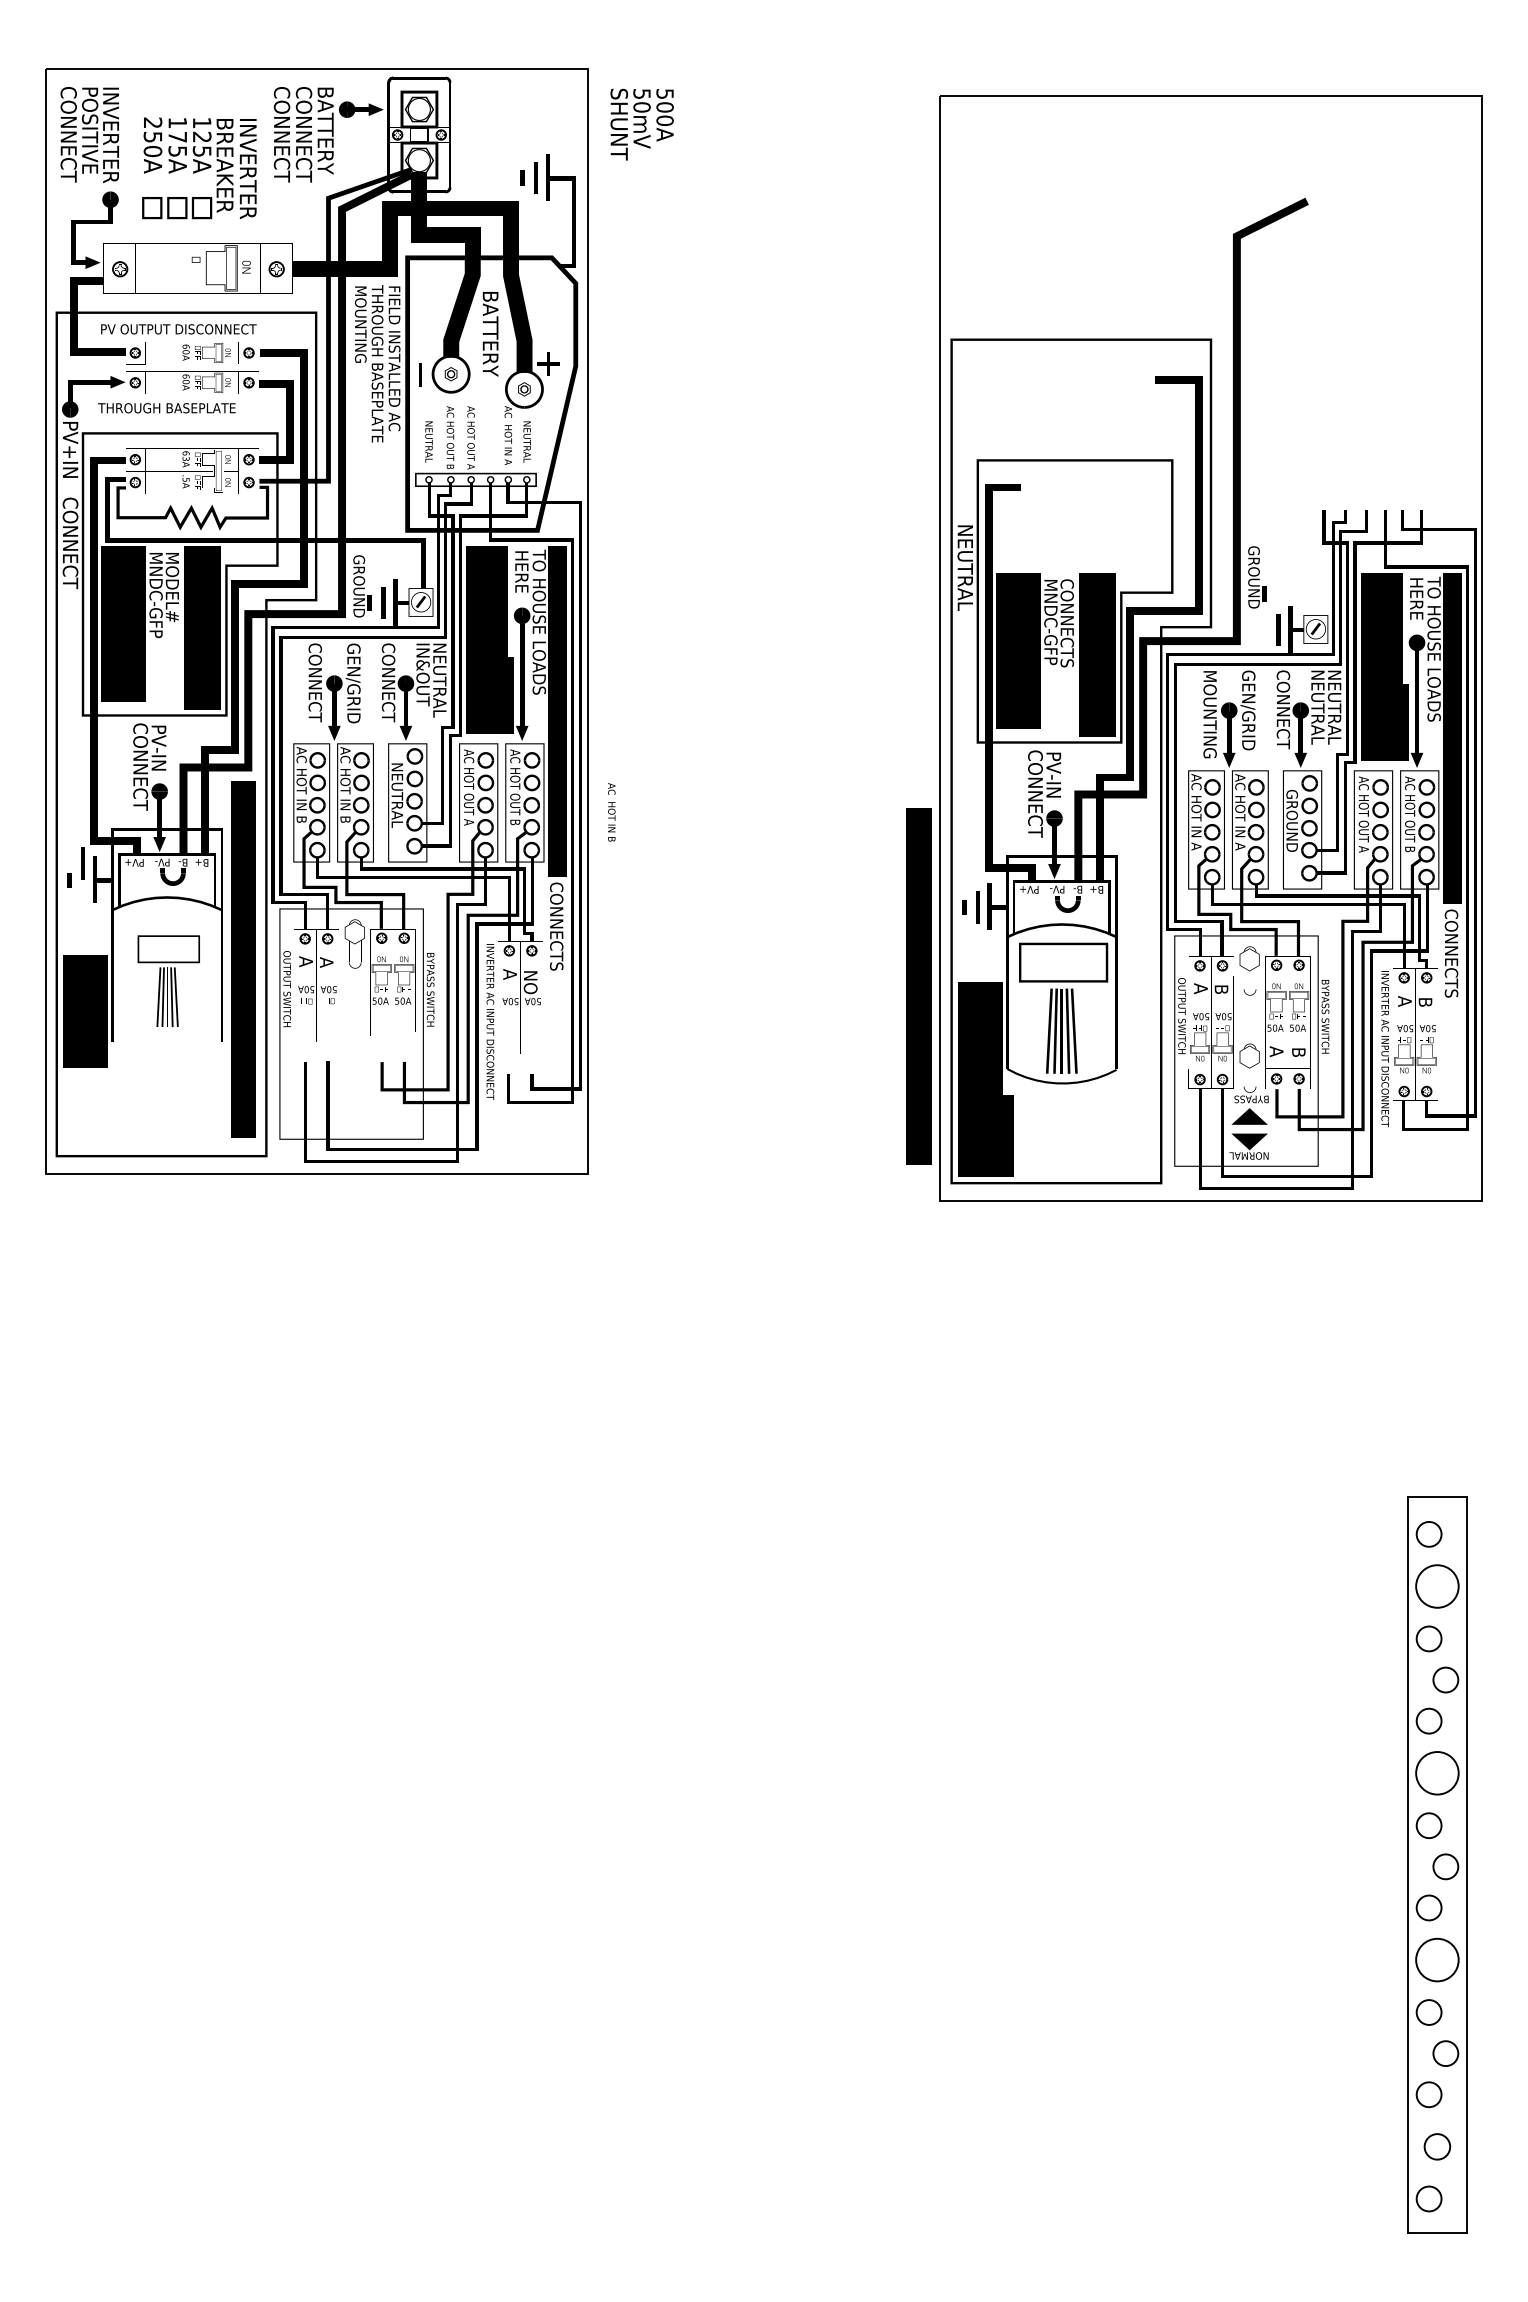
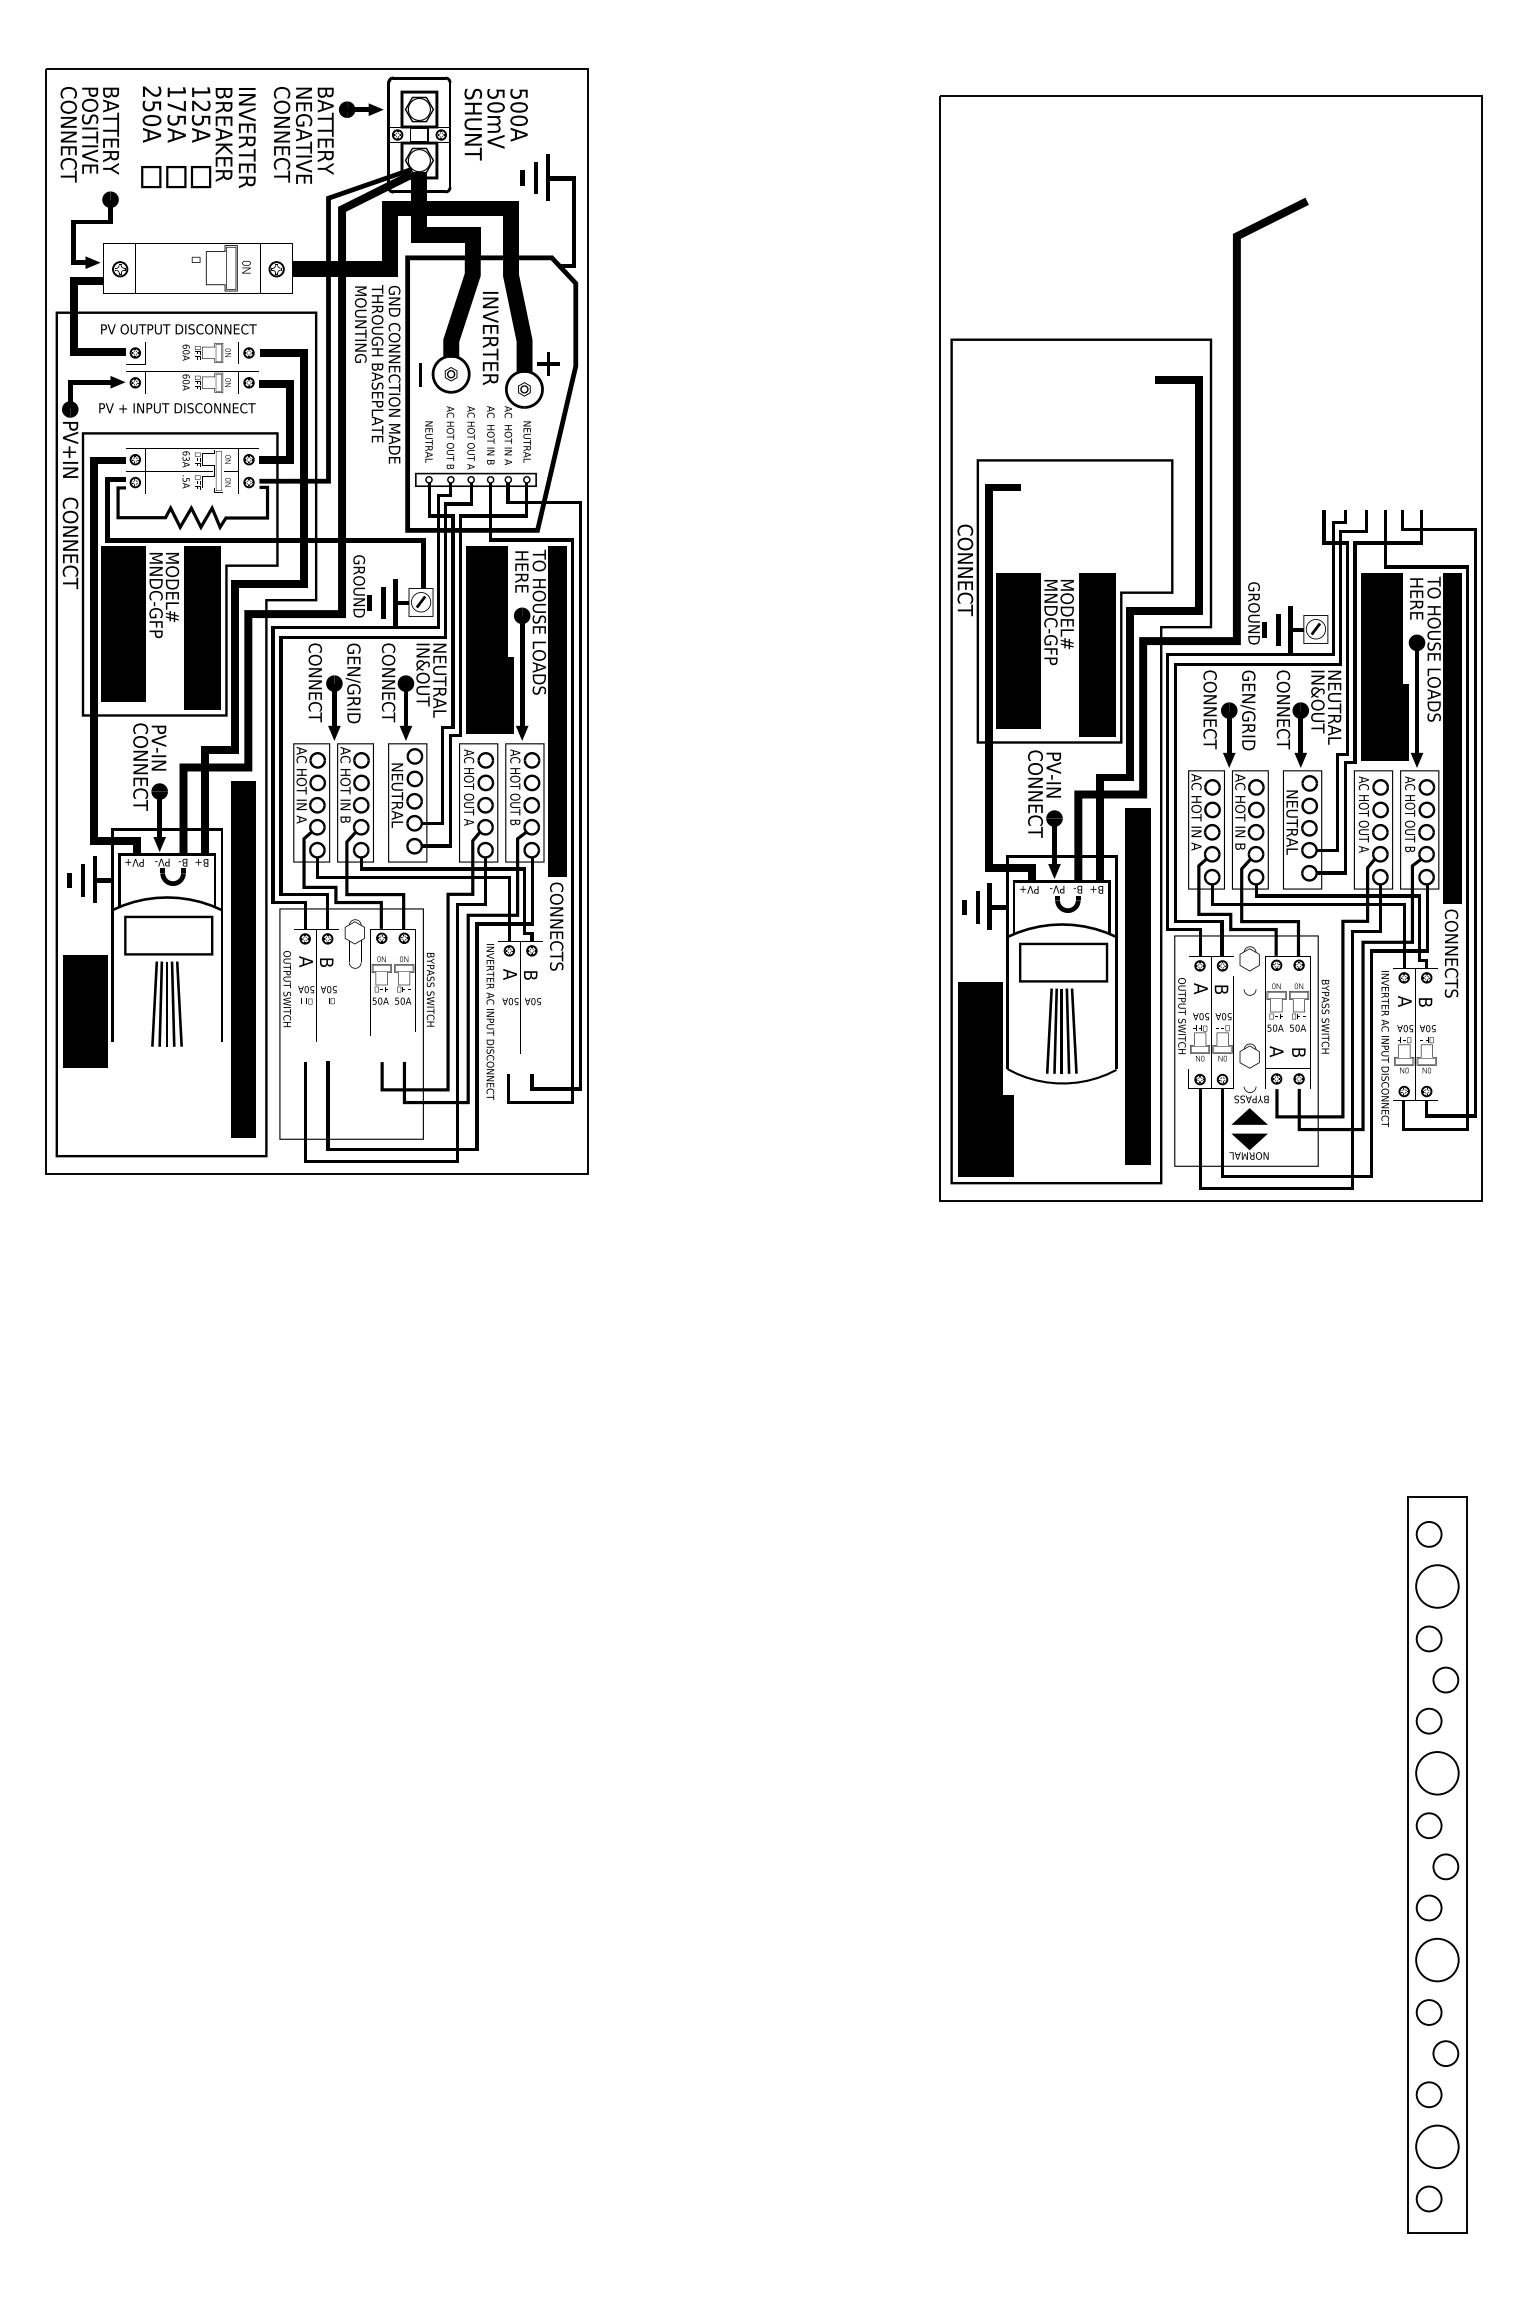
text position: (641, 124) -> (495, 124) (495, 124)
text: CONNECT -> NEGATIVE (303, 135)
text: INVERTER -> BATTERY (110, 136)
text position: (199, 168) -> (198, 137) (198, 137)
text: BATTERY -> INVERTER (490, 338)
text: FIELD INSTALLED AC -> GND CONNECTION MADE (394, 374)
text: THROUGH BASEPLATE -> PV + INPUT DISCONNECT (176, 408)
text: NEUTRAL -> CONNECT (965, 570)
text position: (1257, 577) -> (1257, 613) (1257, 613)
text: CONNECTS -> MODEL# (1066, 623)
text: NEUTRAL -> IN&OUT (1317, 708)
text: MOUNTING -> CONNECT (1209, 714)
text position: (611, 812) -> (490, 435) (490, 435)
text: AC HOT IN B -> AC HOT IN A (301, 819)
text: GROUND -> NEUTRAL (1292, 821)
text: AC HOT IN A -> AC HOT IN B (1240, 846)
line position: (82, 863) -> (82, 880) (82, 880)
text: A -> B (326, 962)
part size: 63x92 px -> 90x132 px (168, 980)
text: NO -> B (530, 983)
text position: (918, 986) -> (1137, 986) (1137, 986)
circle diameter: 26 px -> 43 px (1437, 2146)
